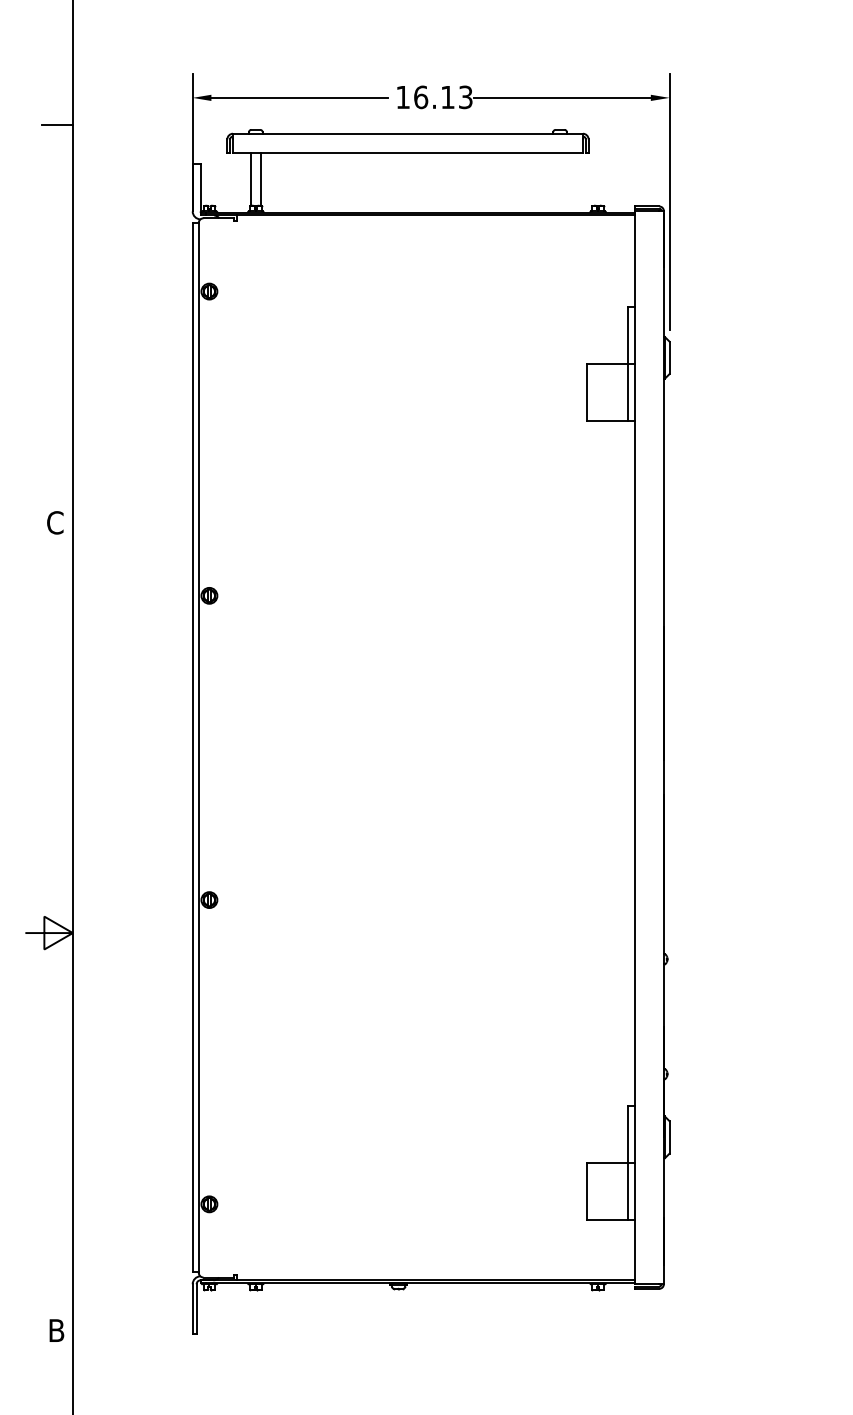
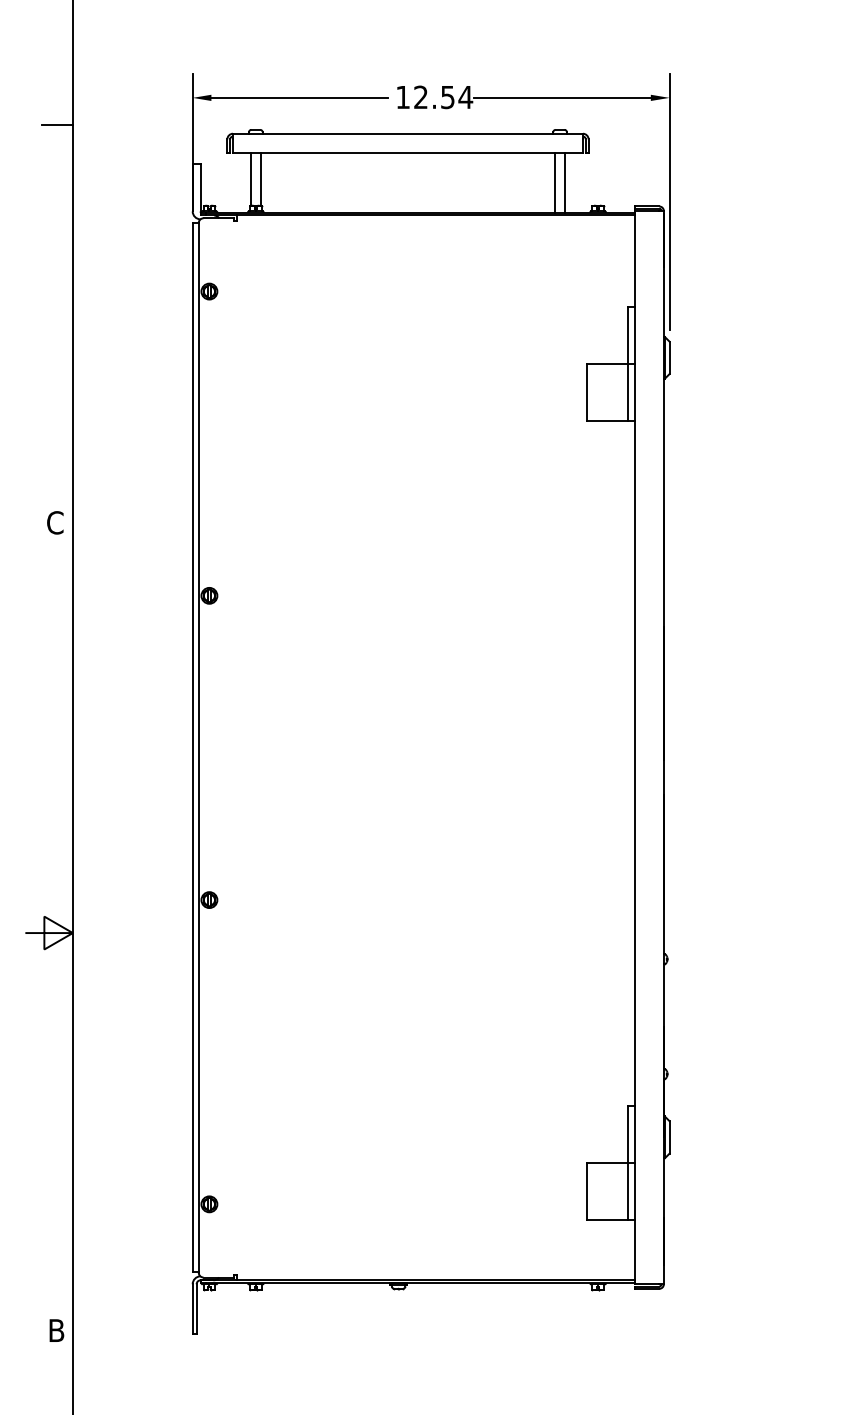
text: 16.13 -> 12.54 (443, 97)
line: none -> present (555, 182)
line: none -> present (564, 182)
